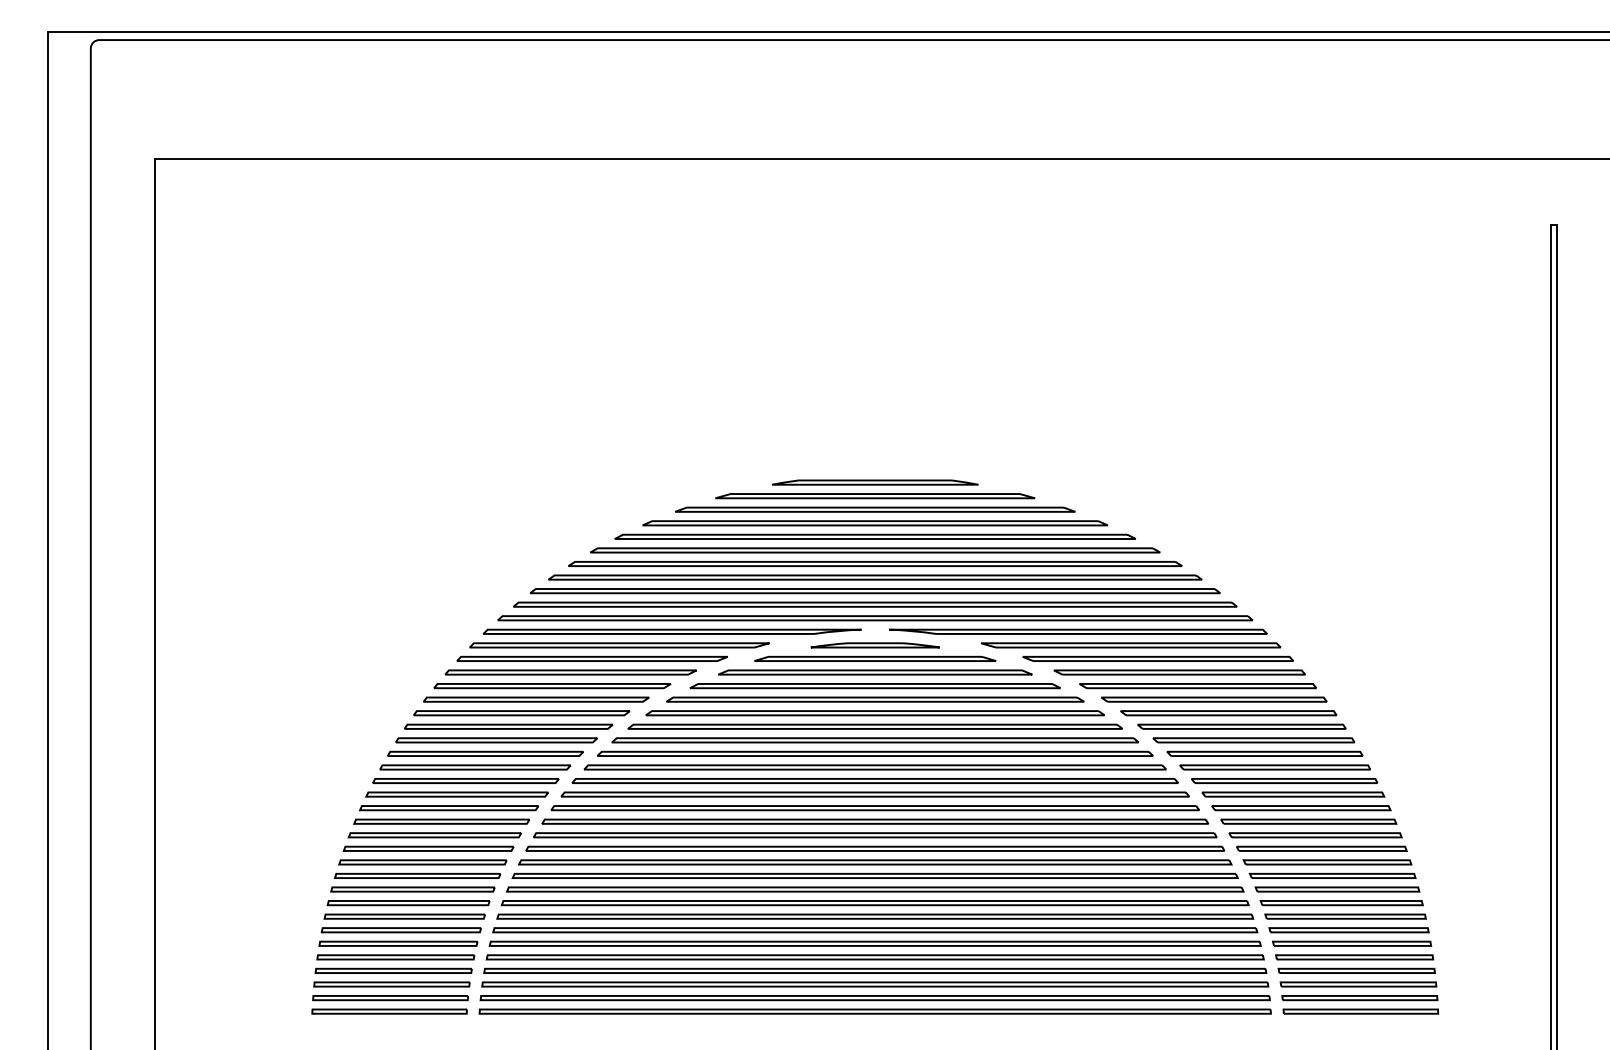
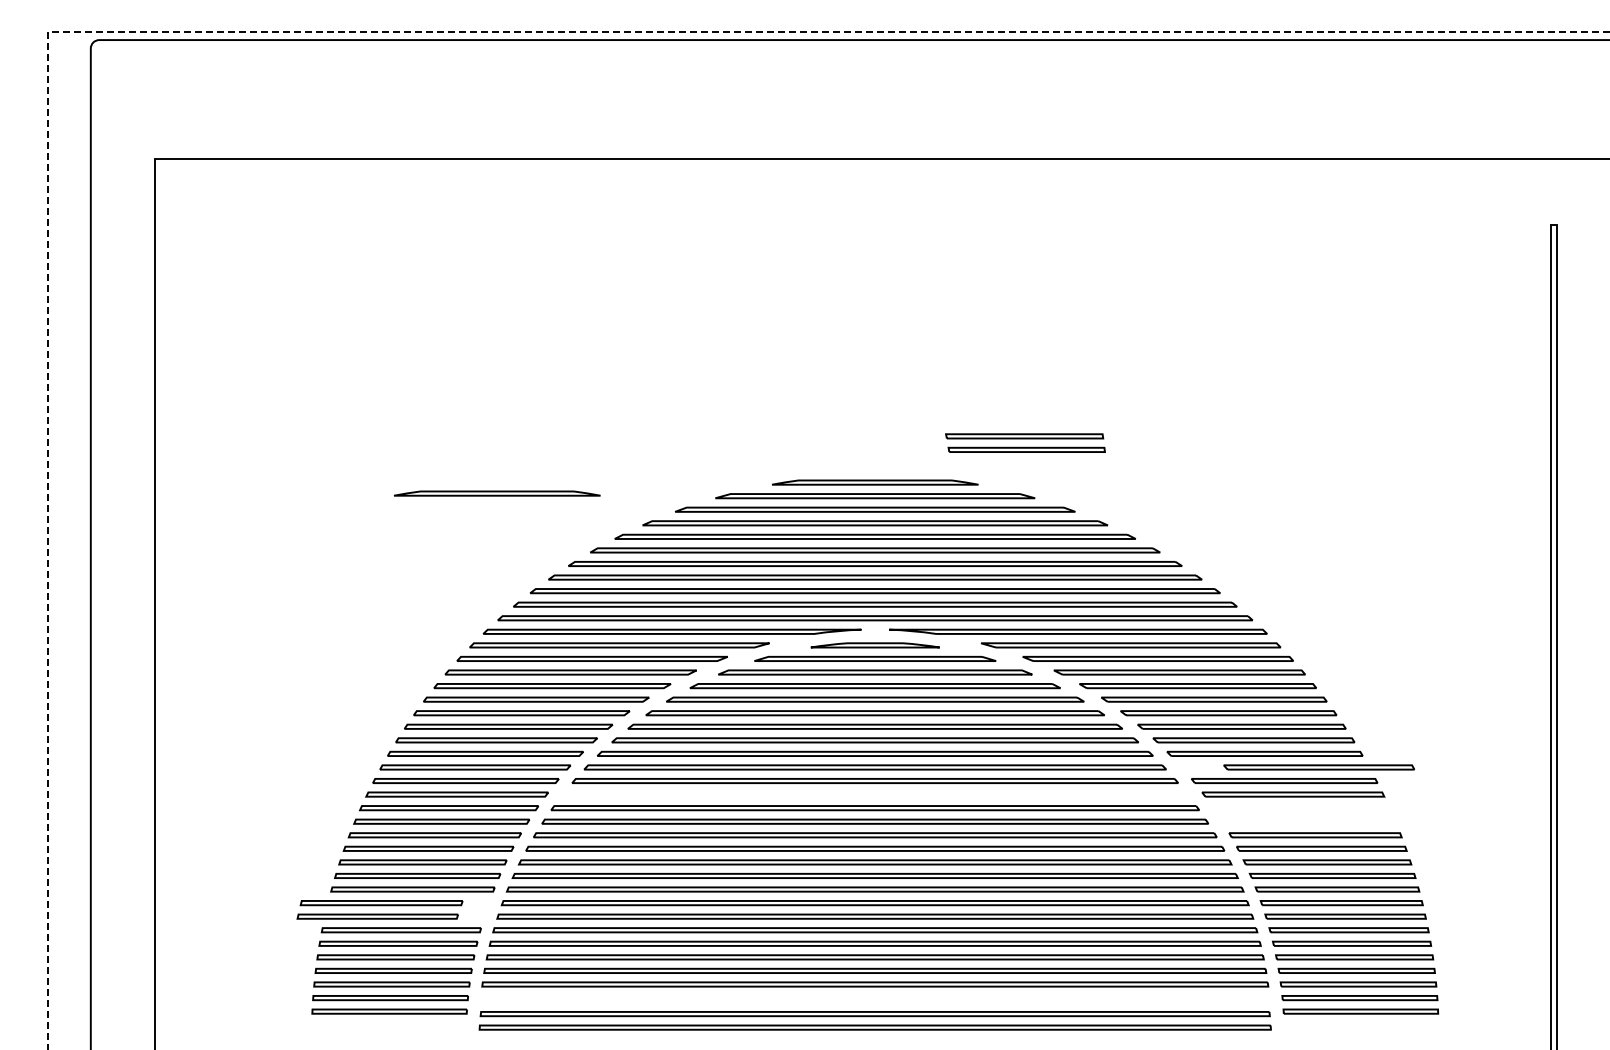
line: solid -> dashed (319, 31)
part: none -> present (1025, 442)
part: none -> present (497, 493)
part position: (1274, 767) -> (1318, 767) (1318, 767)
part: present -> none (874, 794)
part: present -> none (1304, 814)
part position: (406, 909) -> (379, 909) (379, 909)
part position: (874, 1004) -> (874, 1020) (874, 1020)
